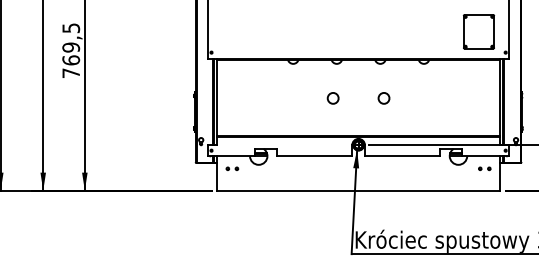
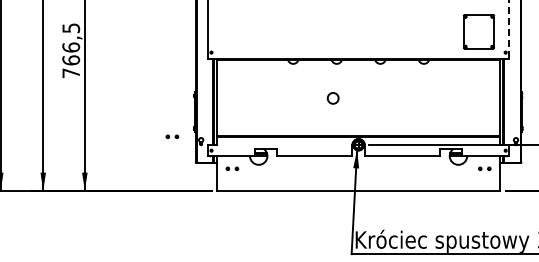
line: solid -> dashed (509, 30)
text: 769,5 -> 766,5 (71, 47)
circle: present -> none (383, 98)
part: none -> present (172, 136)
